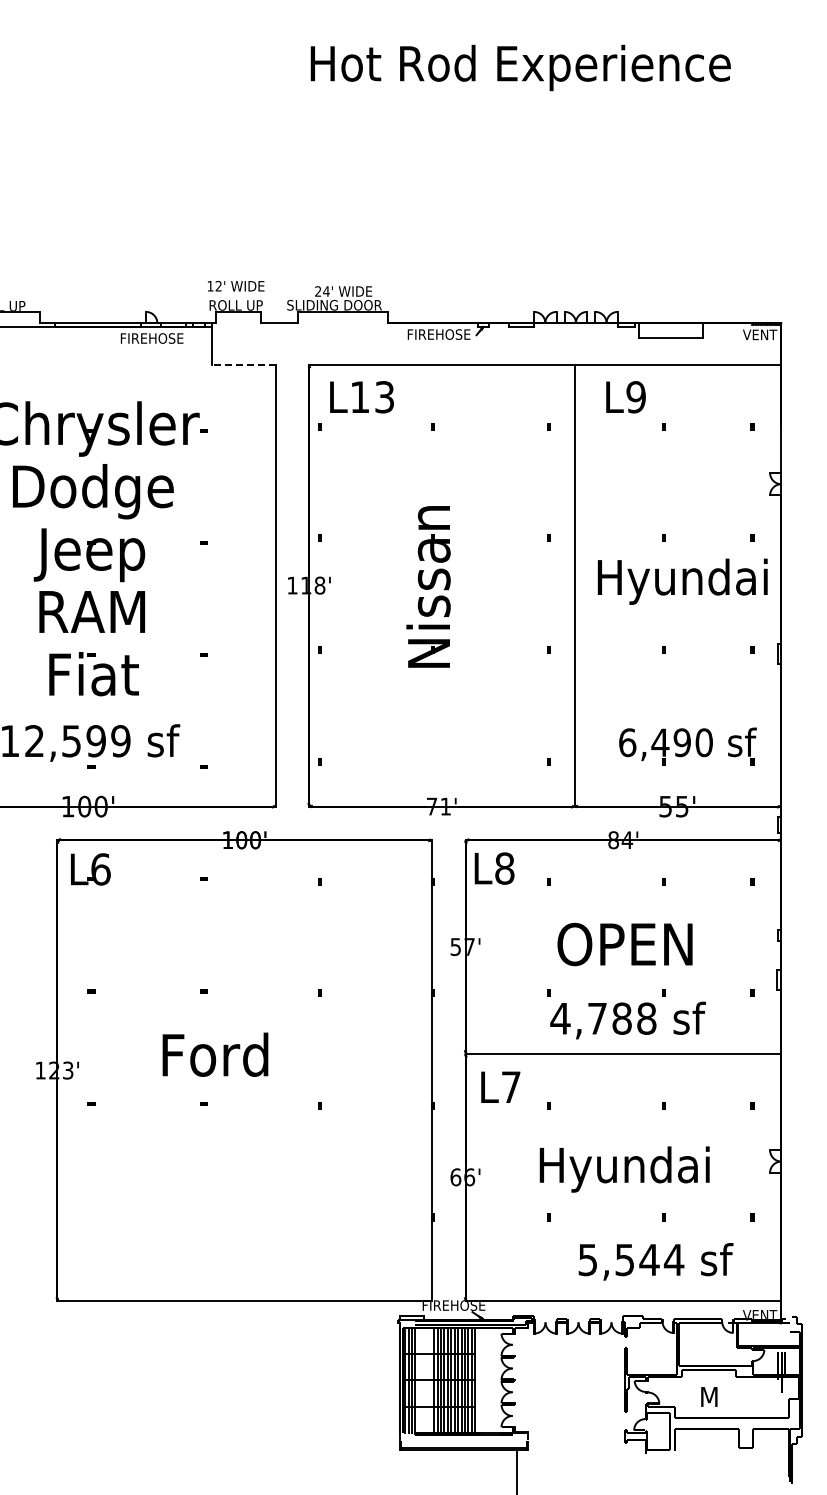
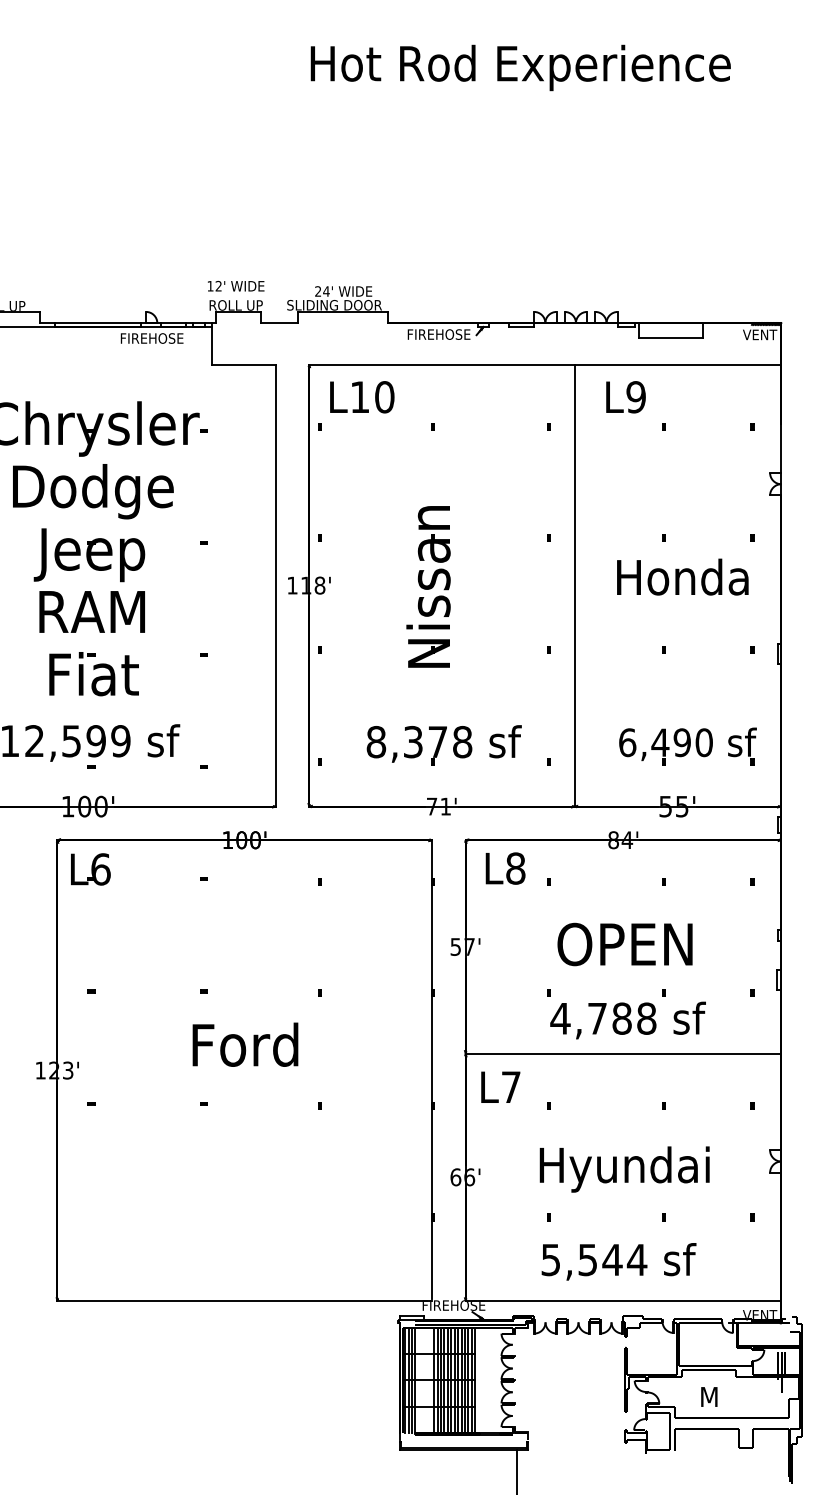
line: dashed -> solid (243, 364)
text: L13 -> L10 (384, 397)
text: Hyundai -> Honda (682, 581)
part: none -> present (443, 745)
text position: (494, 868) -> (505, 868) (505, 868)
text position: (215, 1054) -> (245, 1044) (245, 1044)
text position: (655, 1261) -> (618, 1261) (618, 1261)
